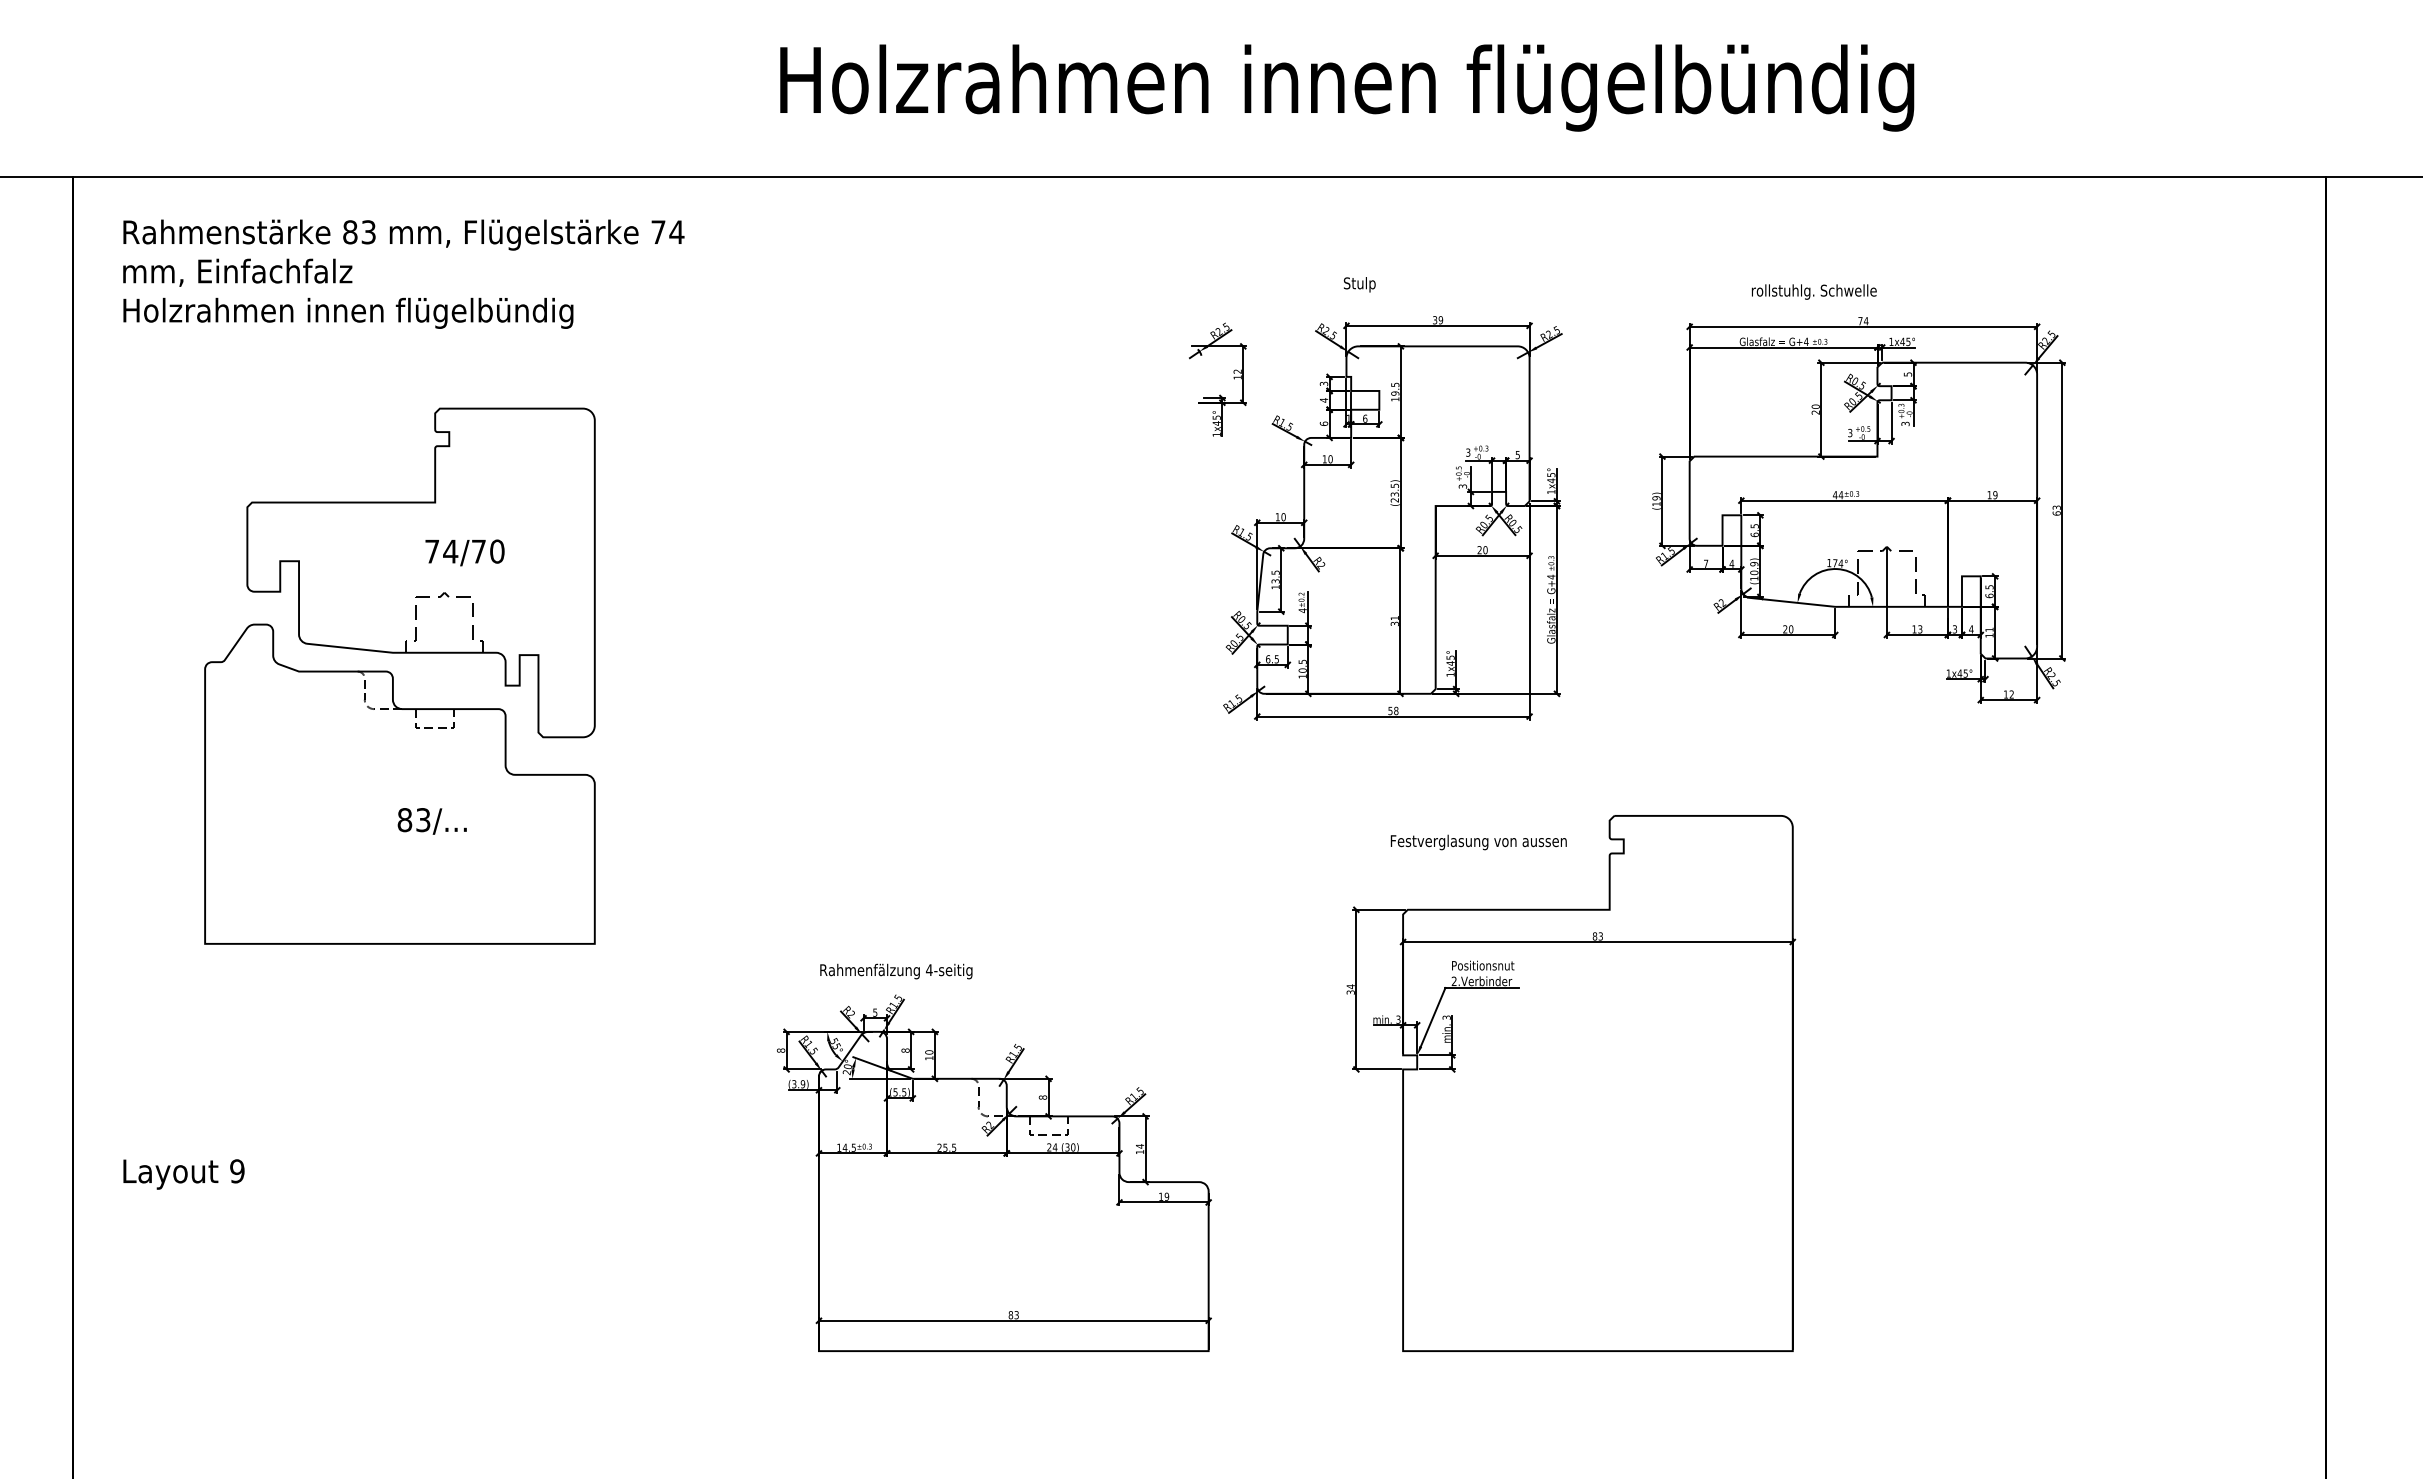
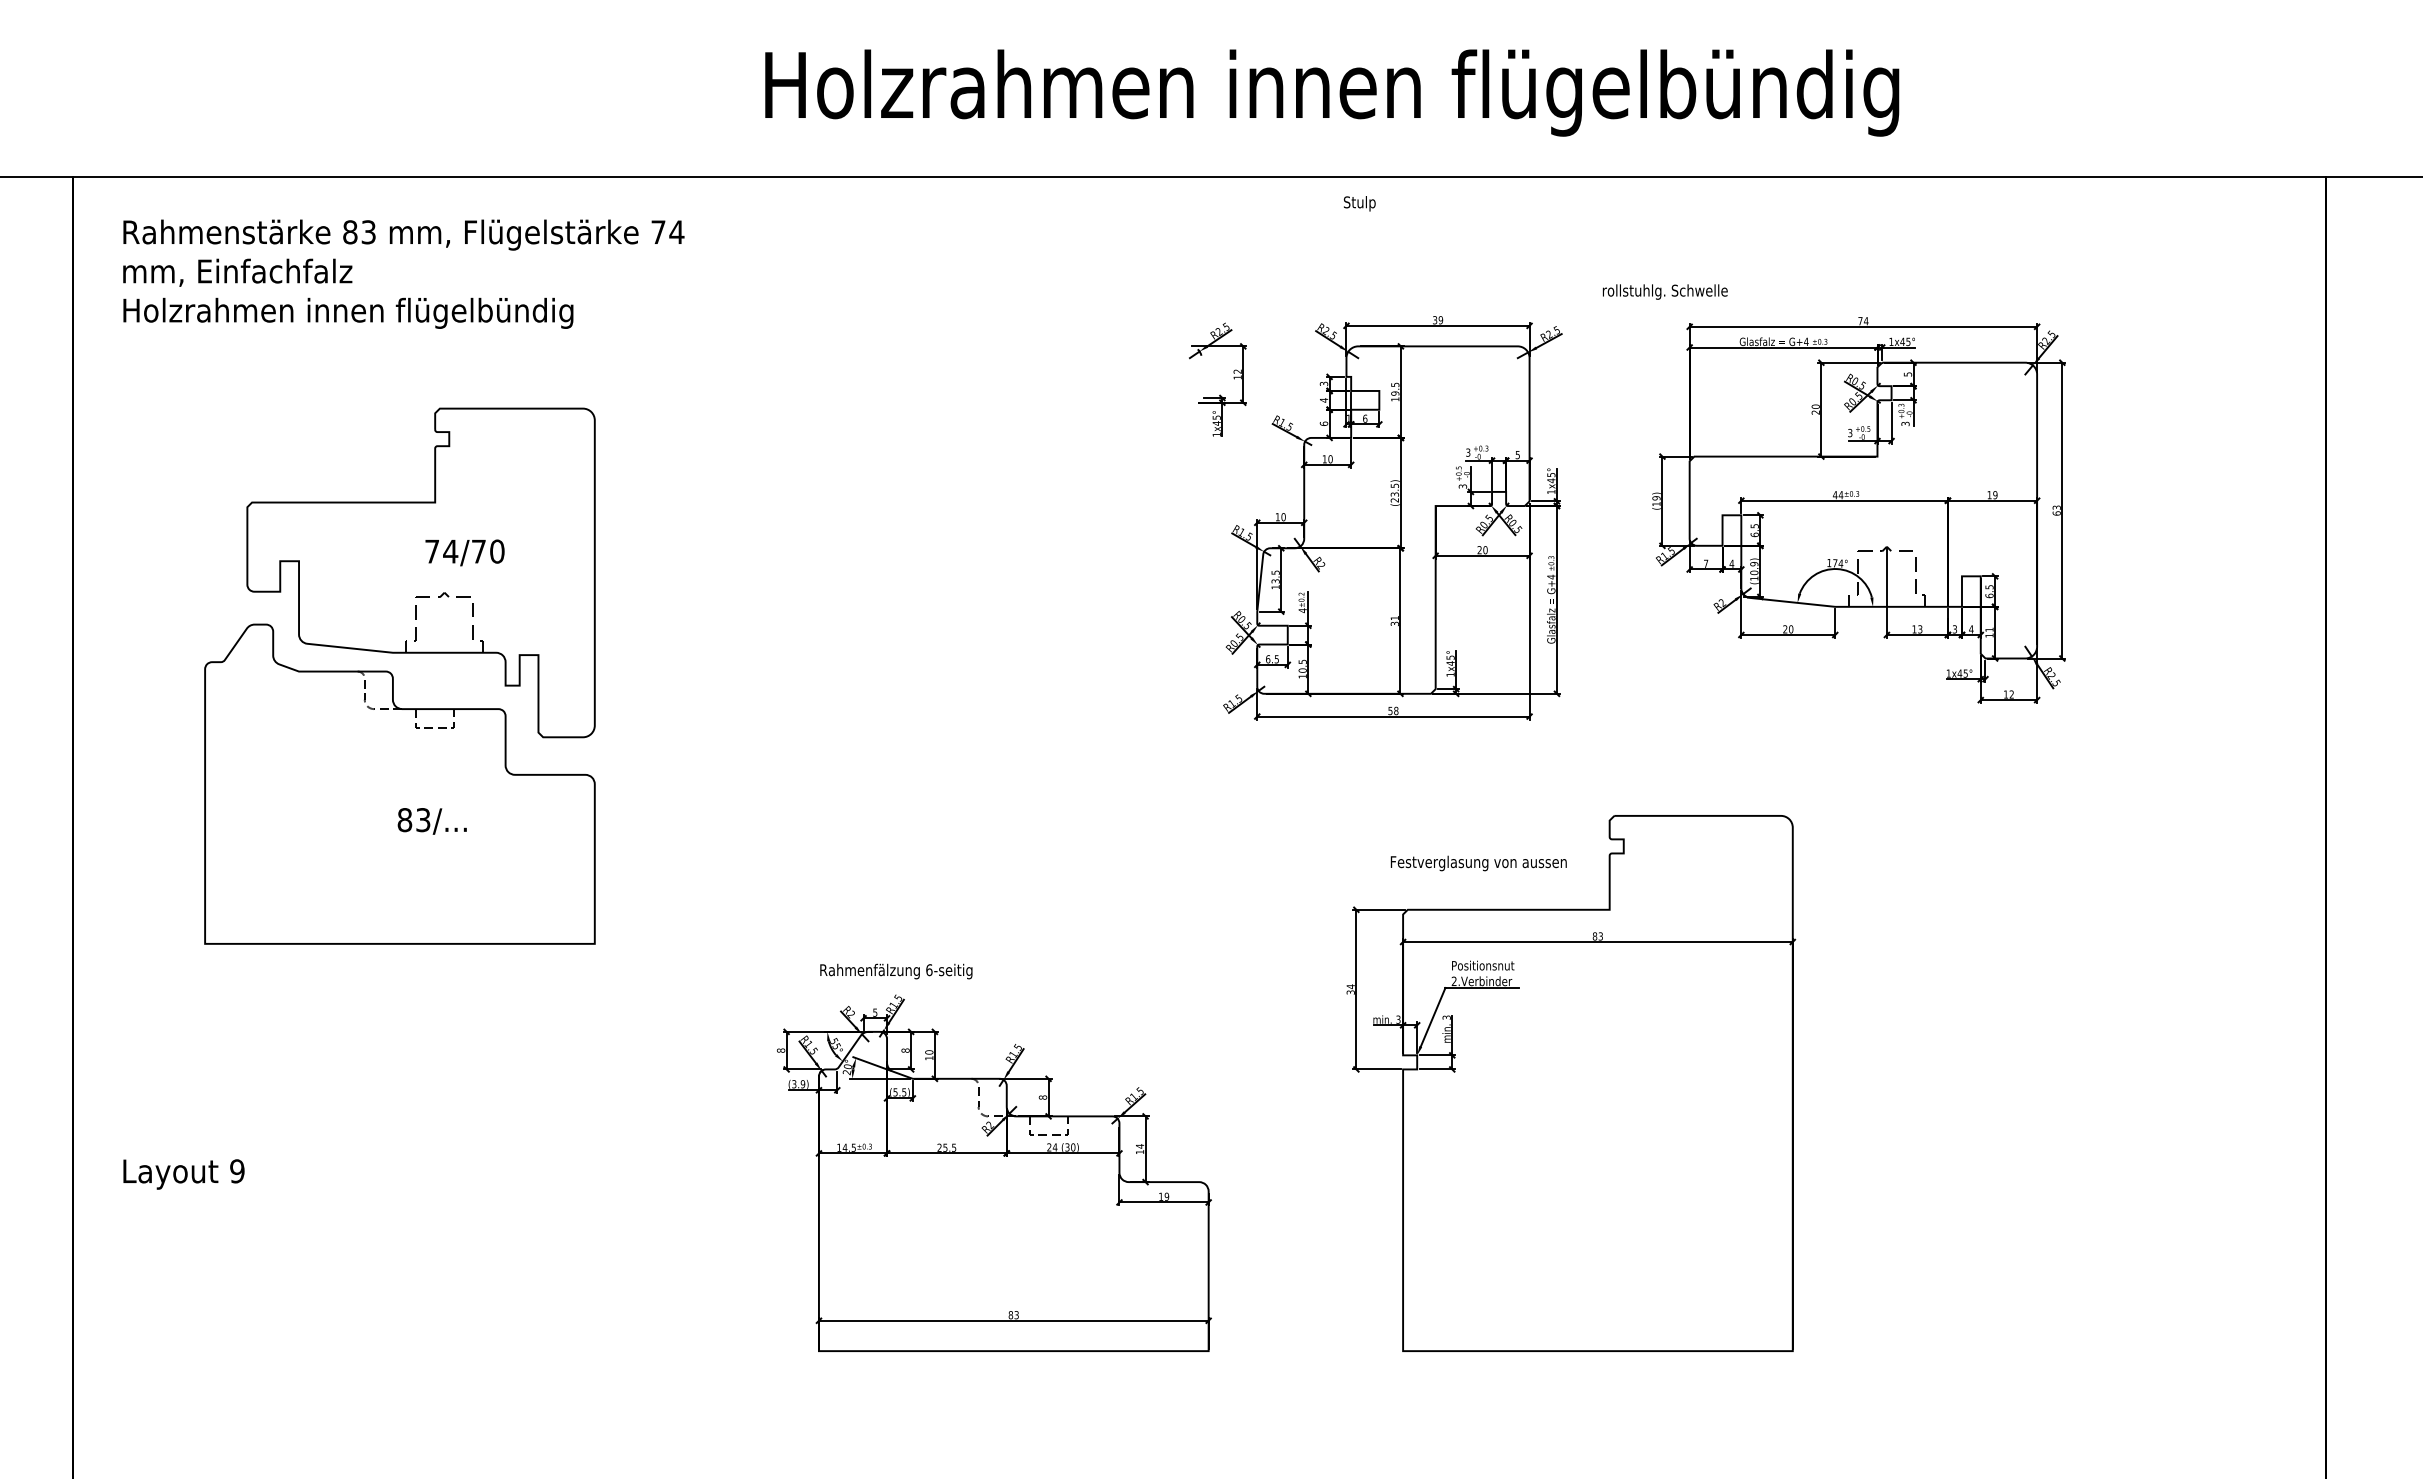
text position: (1347, 87) -> (1332, 92) (1332, 92)
text position: (1359, 284) -> (1359, 203) (1359, 203)
text position: (1813, 291) -> (1664, 291) (1664, 291)
text position: (1478, 842) -> (1478, 863) (1478, 863)
text: 4-seitig -> 6-seitig (928, 970)
